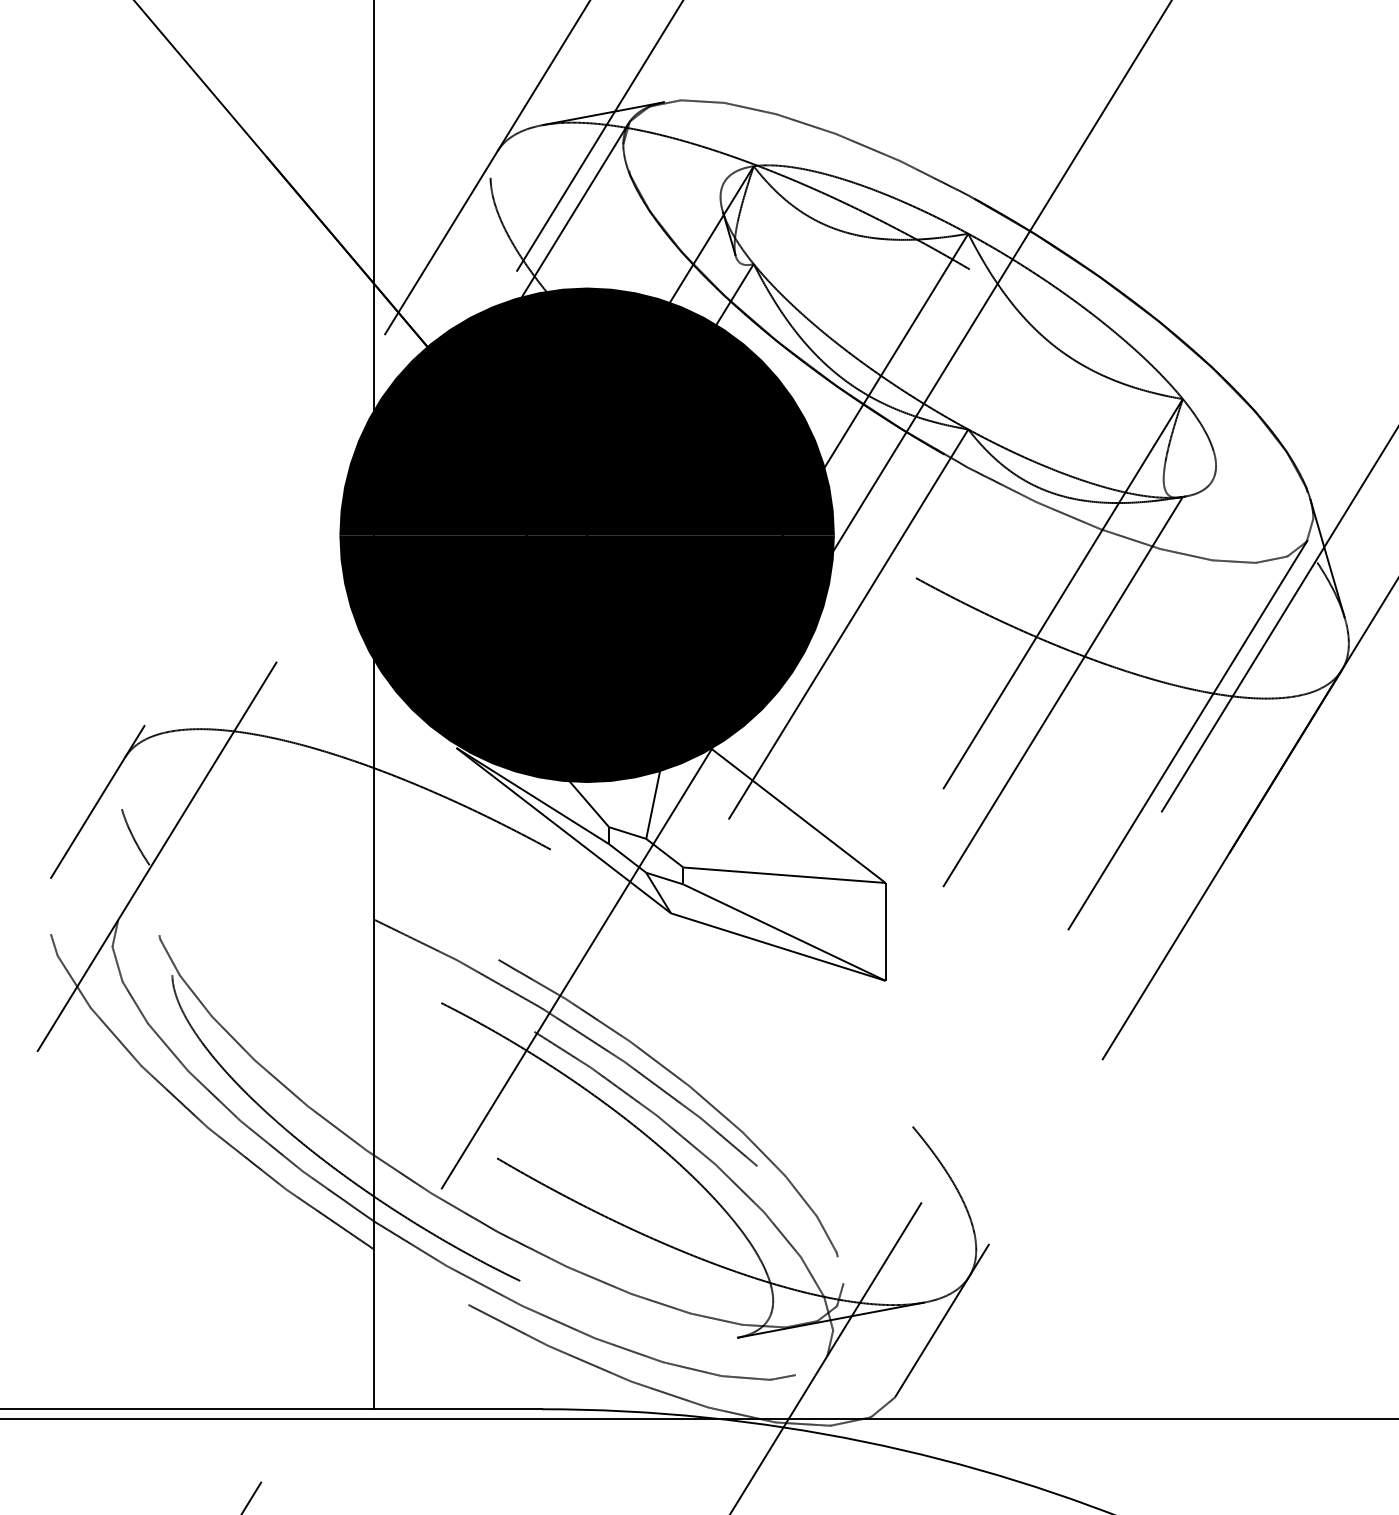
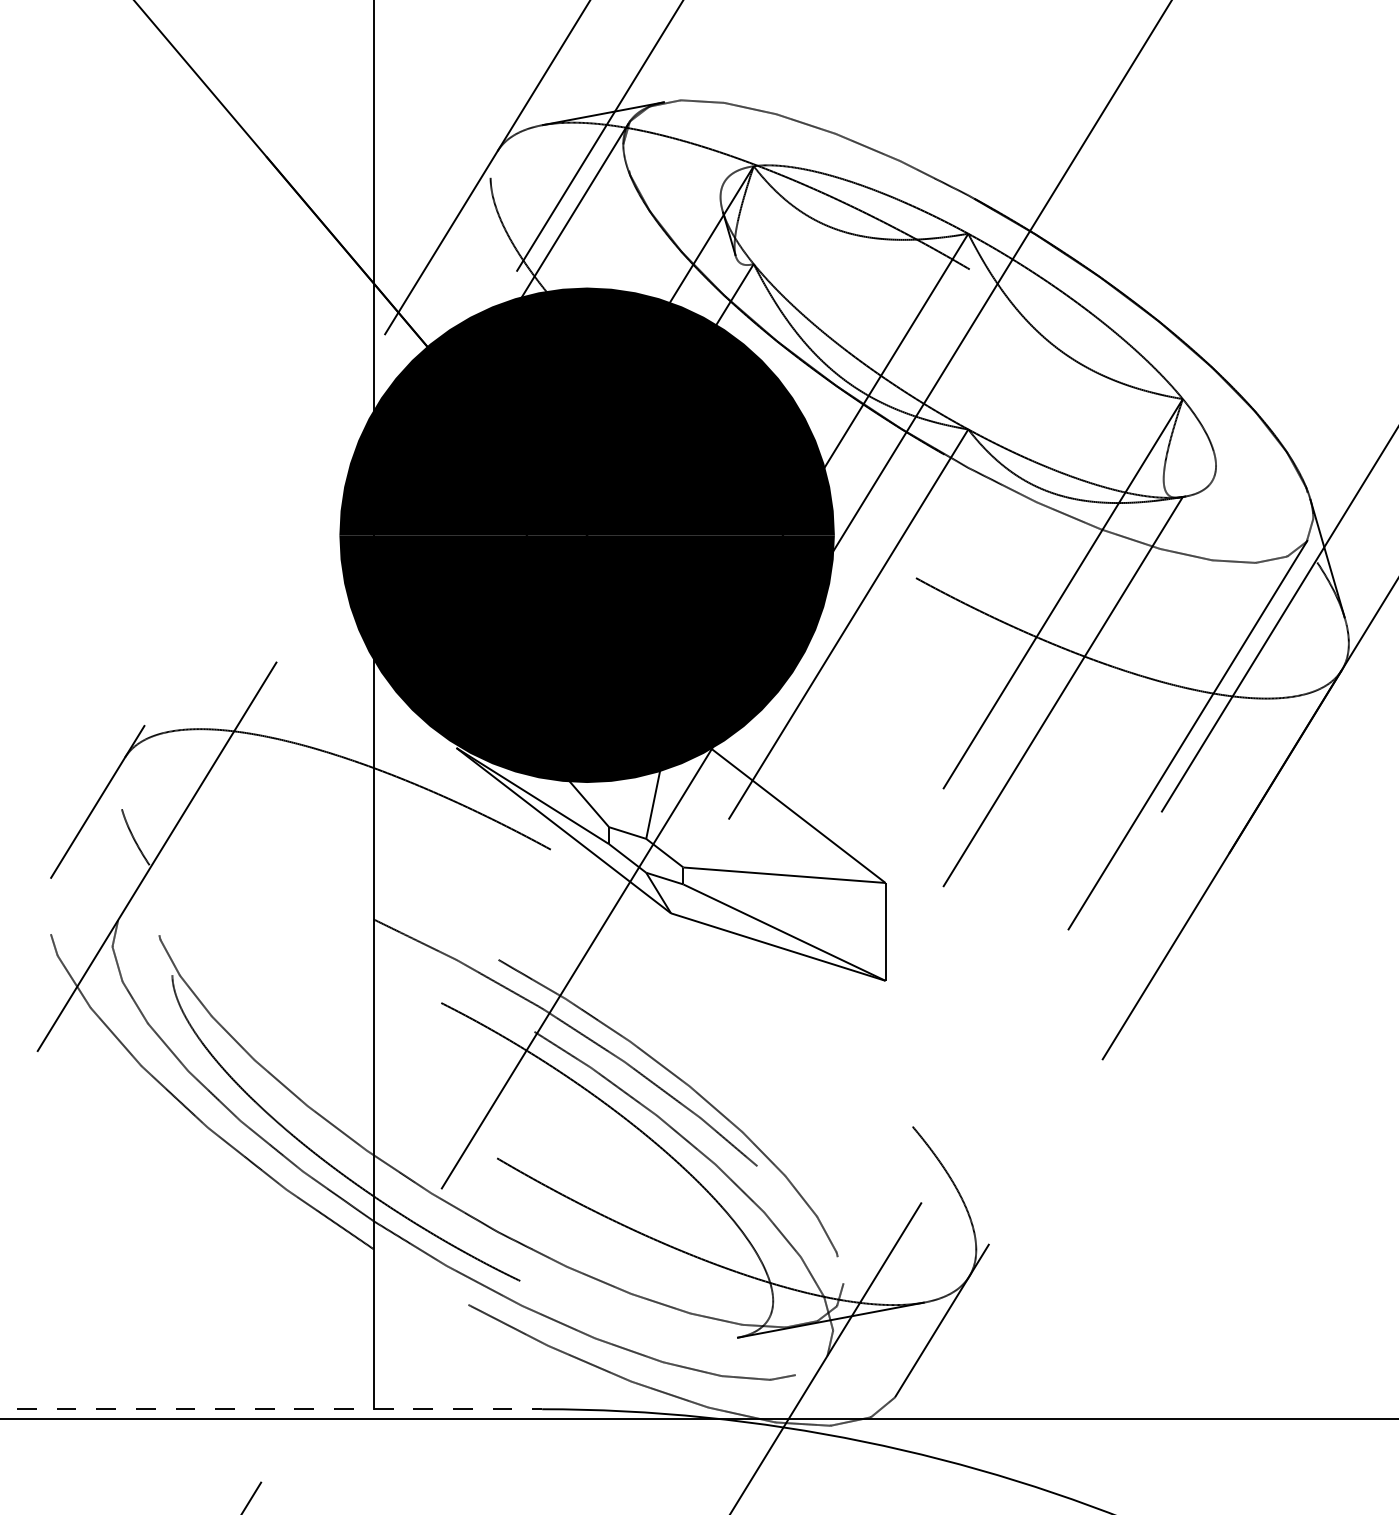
line: solid -> dashed (271, 1409)
